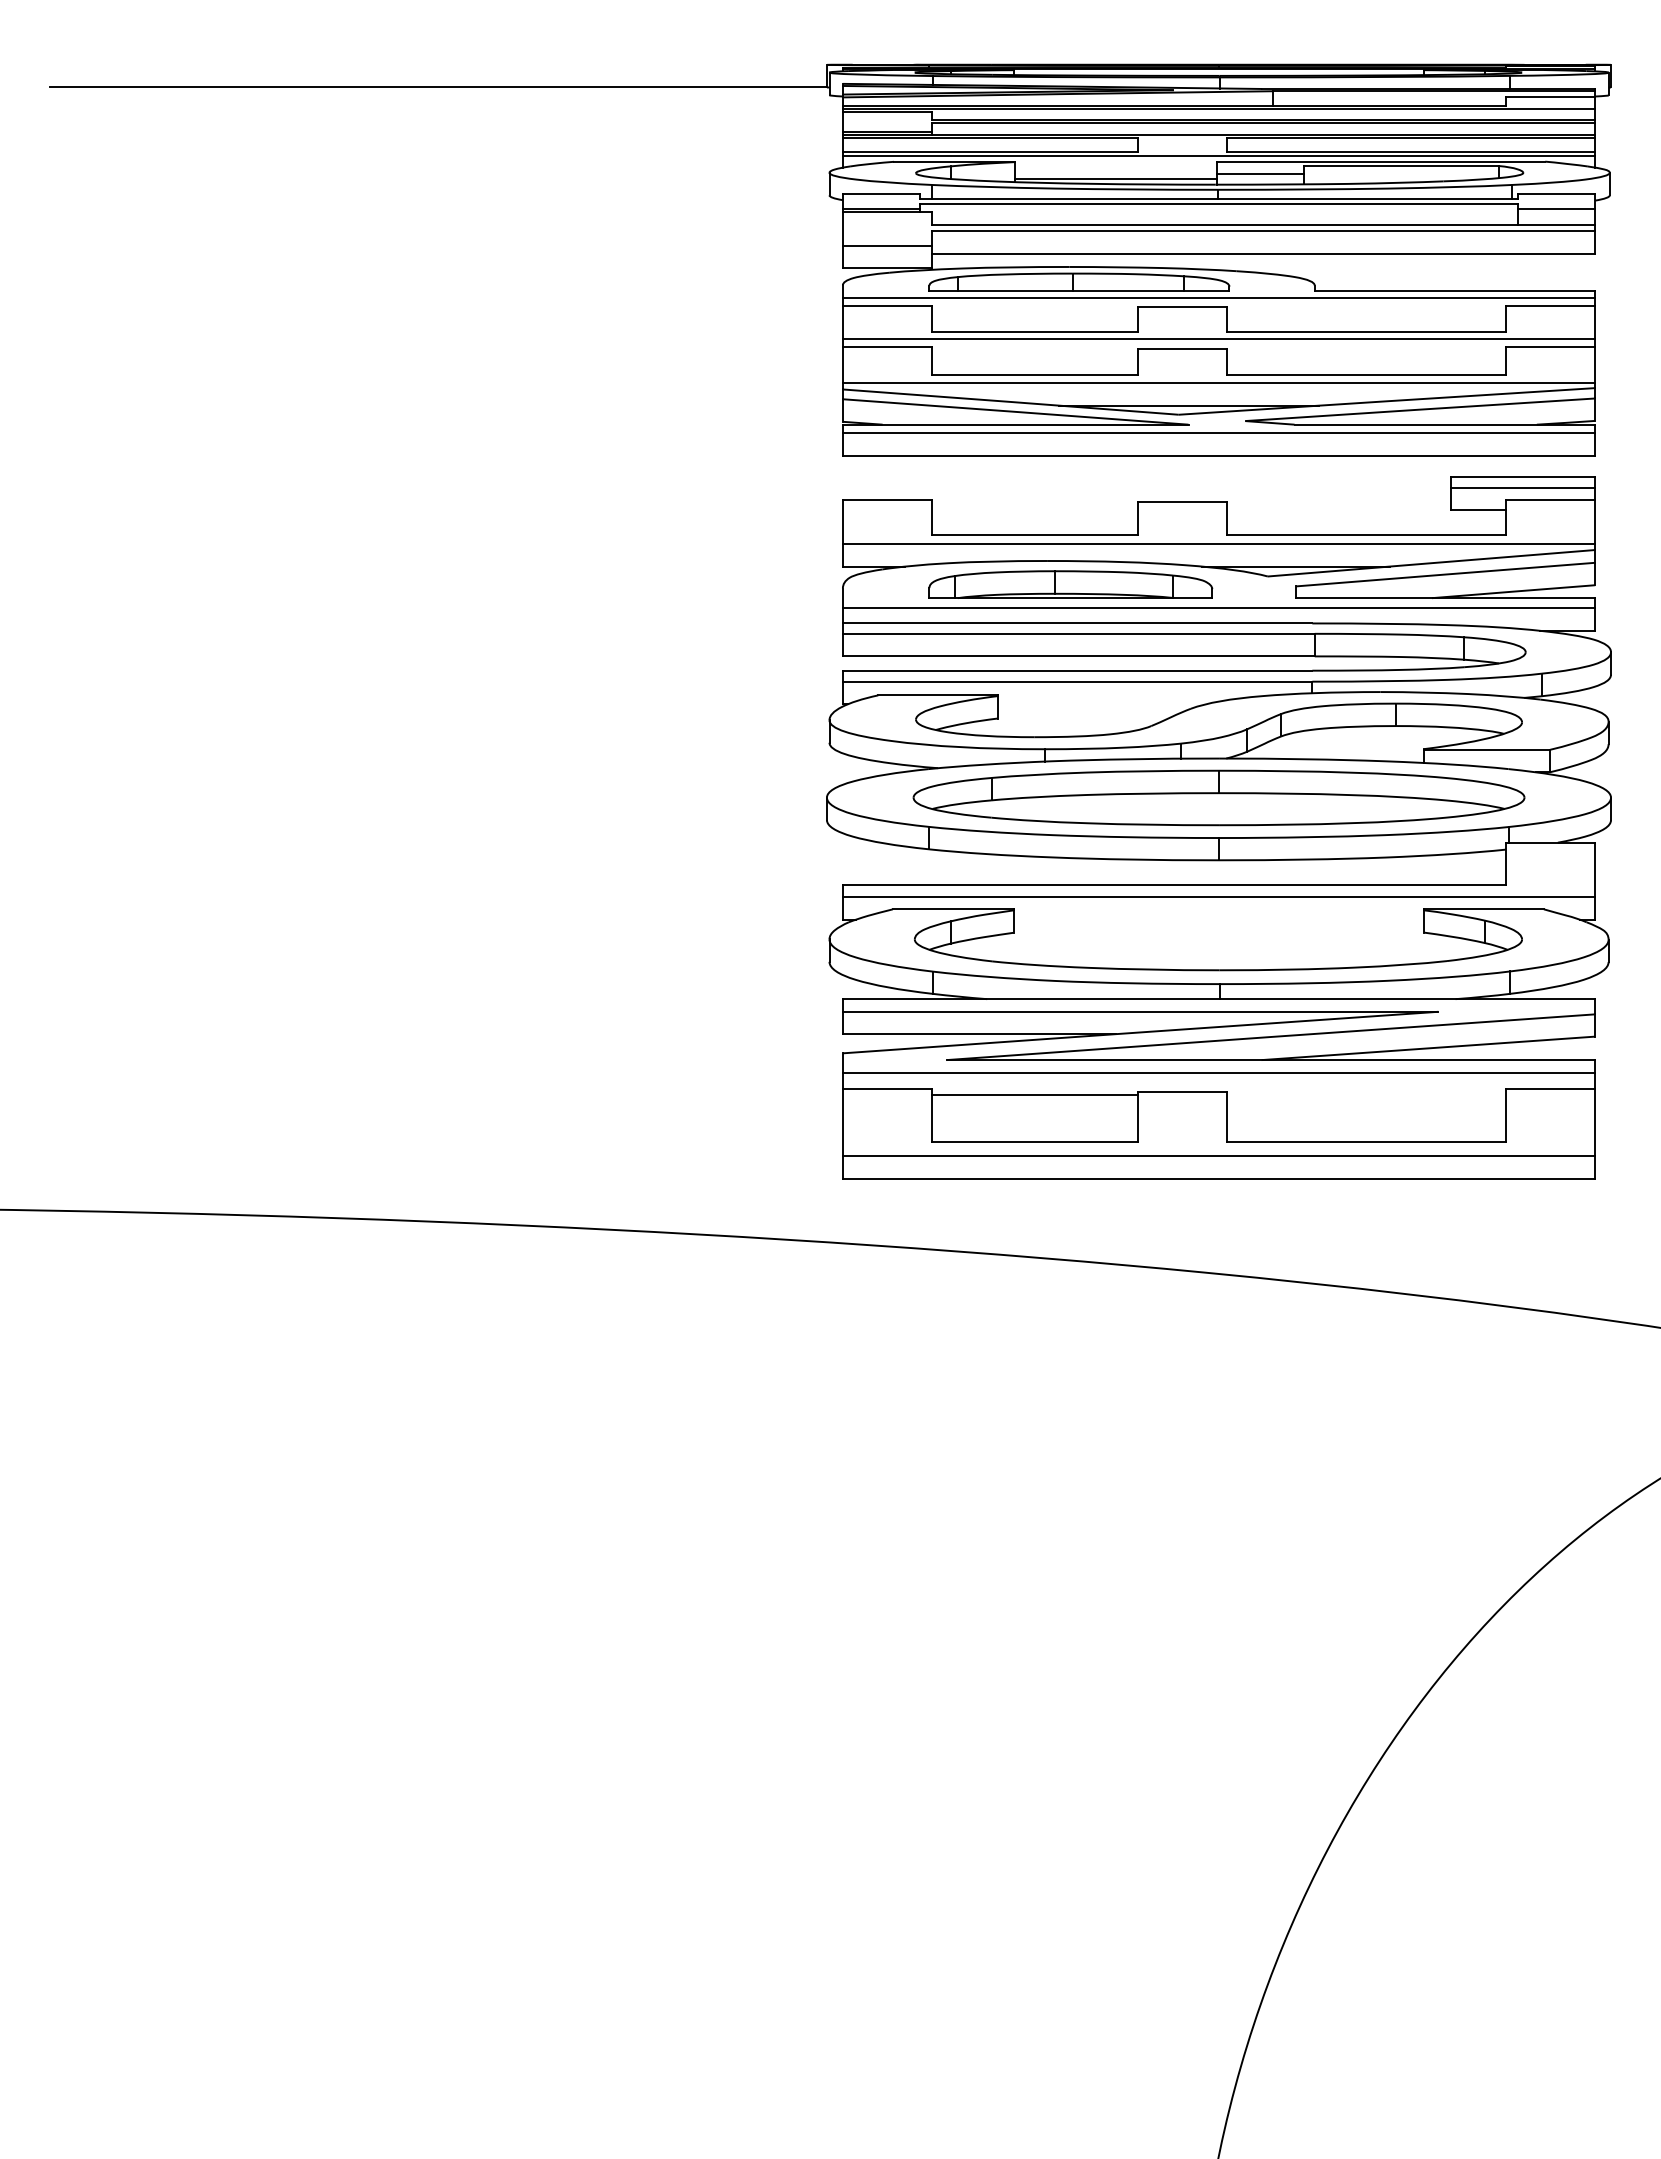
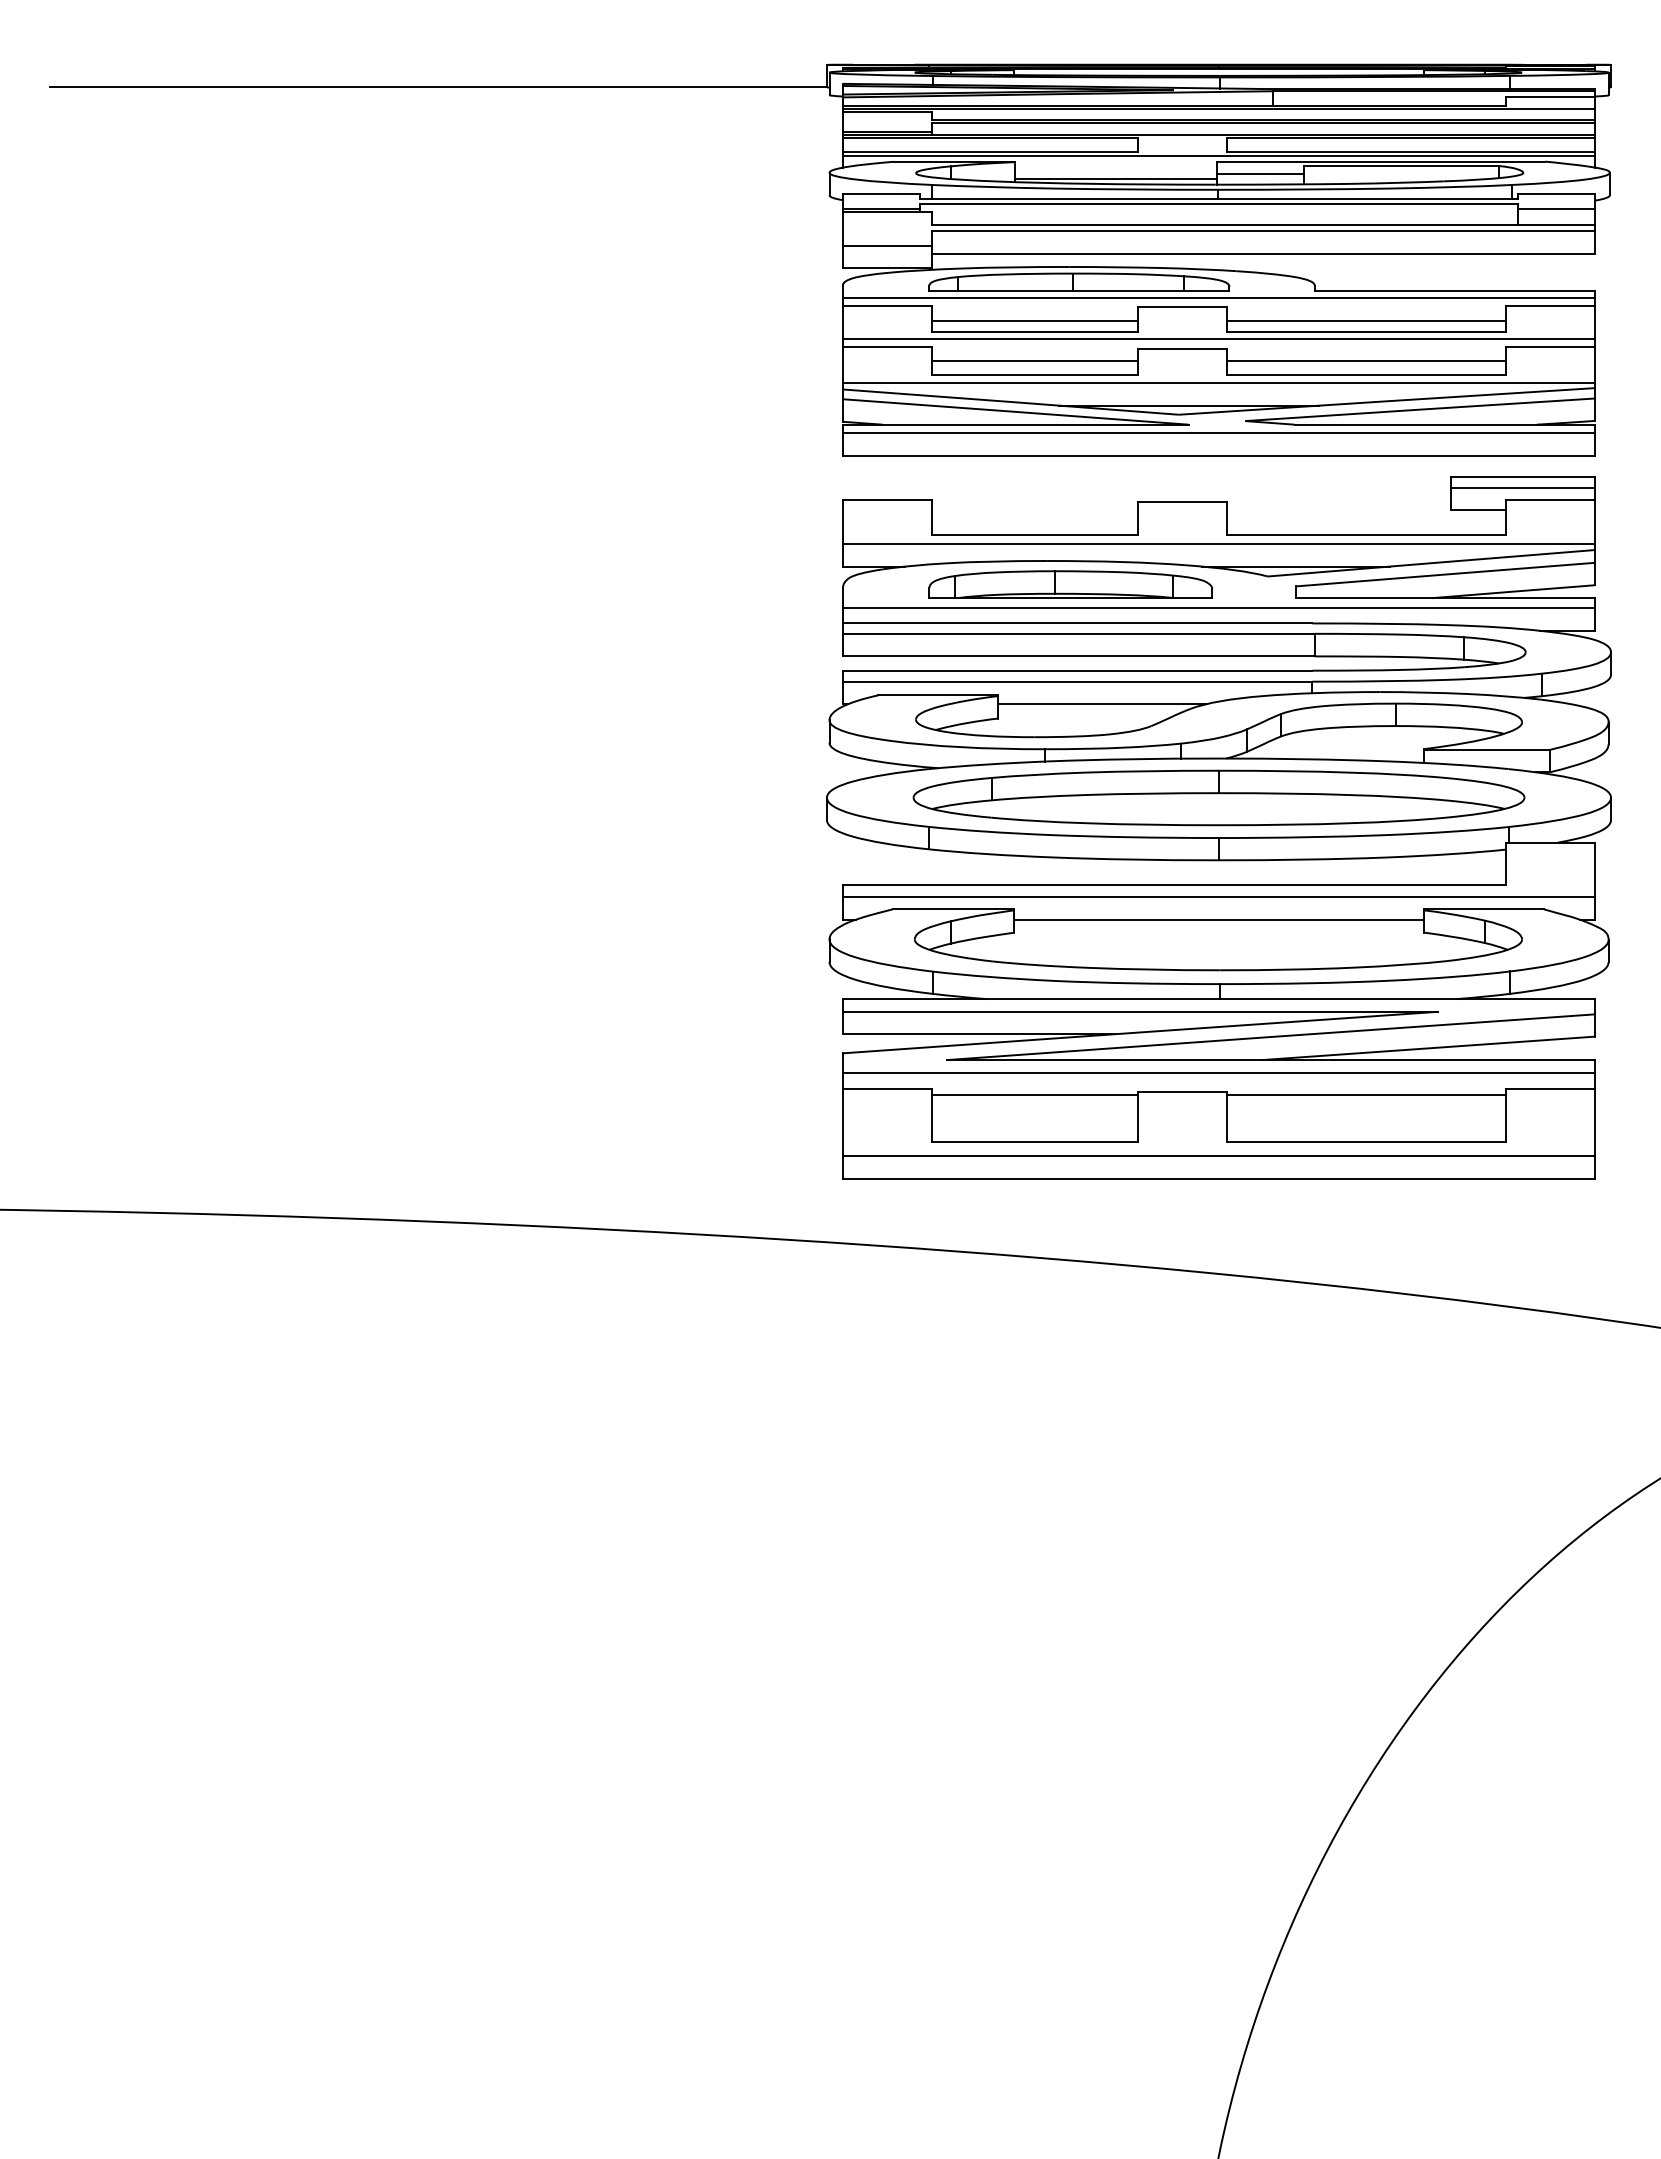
line: none -> present (1034, 320)
line: none -> present (1366, 320)
line: none -> present (1034, 361)
line: none -> present (1366, 361)
line: none -> present (1101, 704)
line: none -> present (1218, 919)
line: none -> present (1366, 1095)
